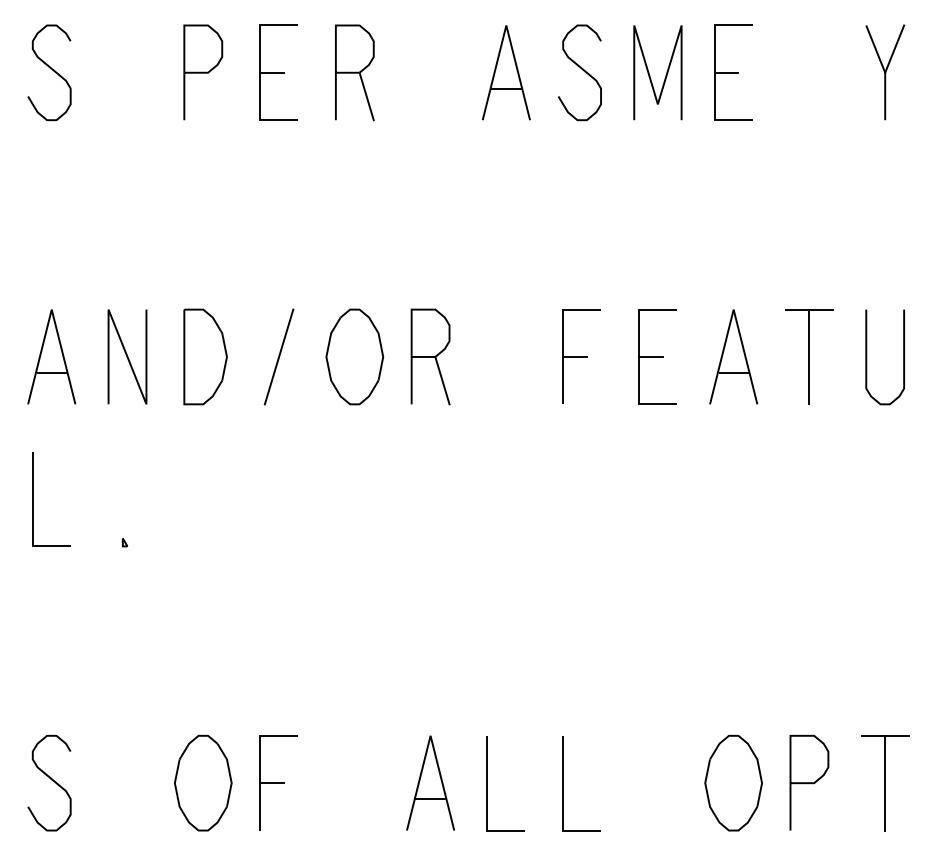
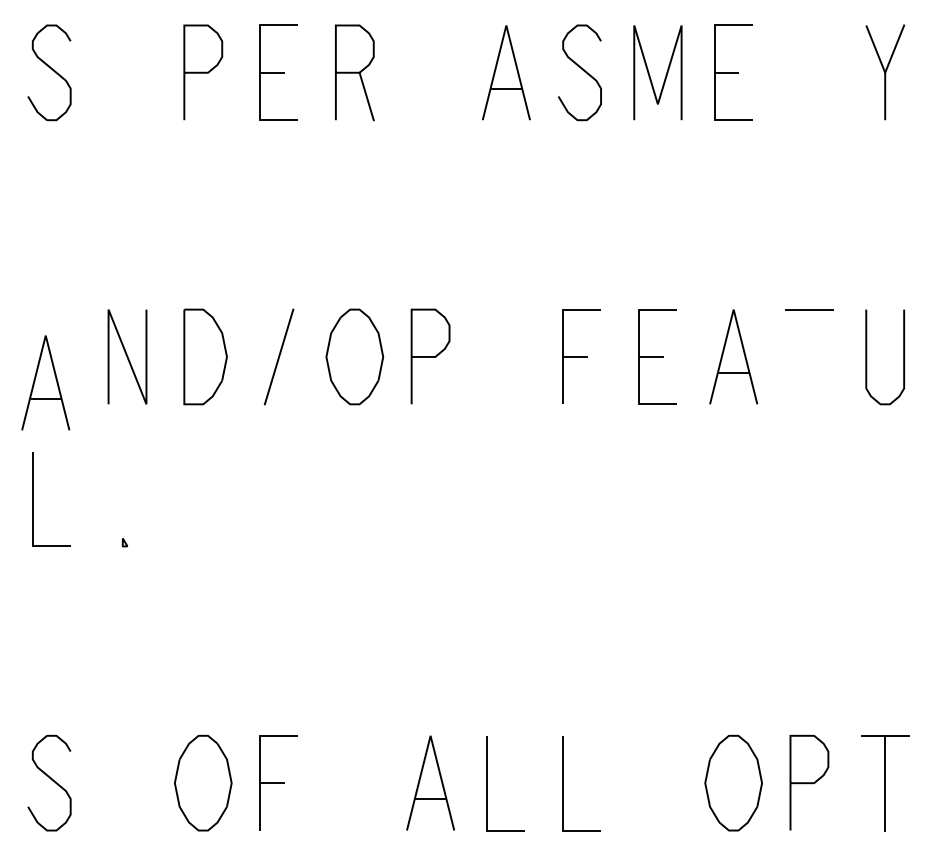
part position: (51, 356) -> (45, 382) (45, 382)
line: present -> none (809, 356)
line: present -> none (442, 380)
